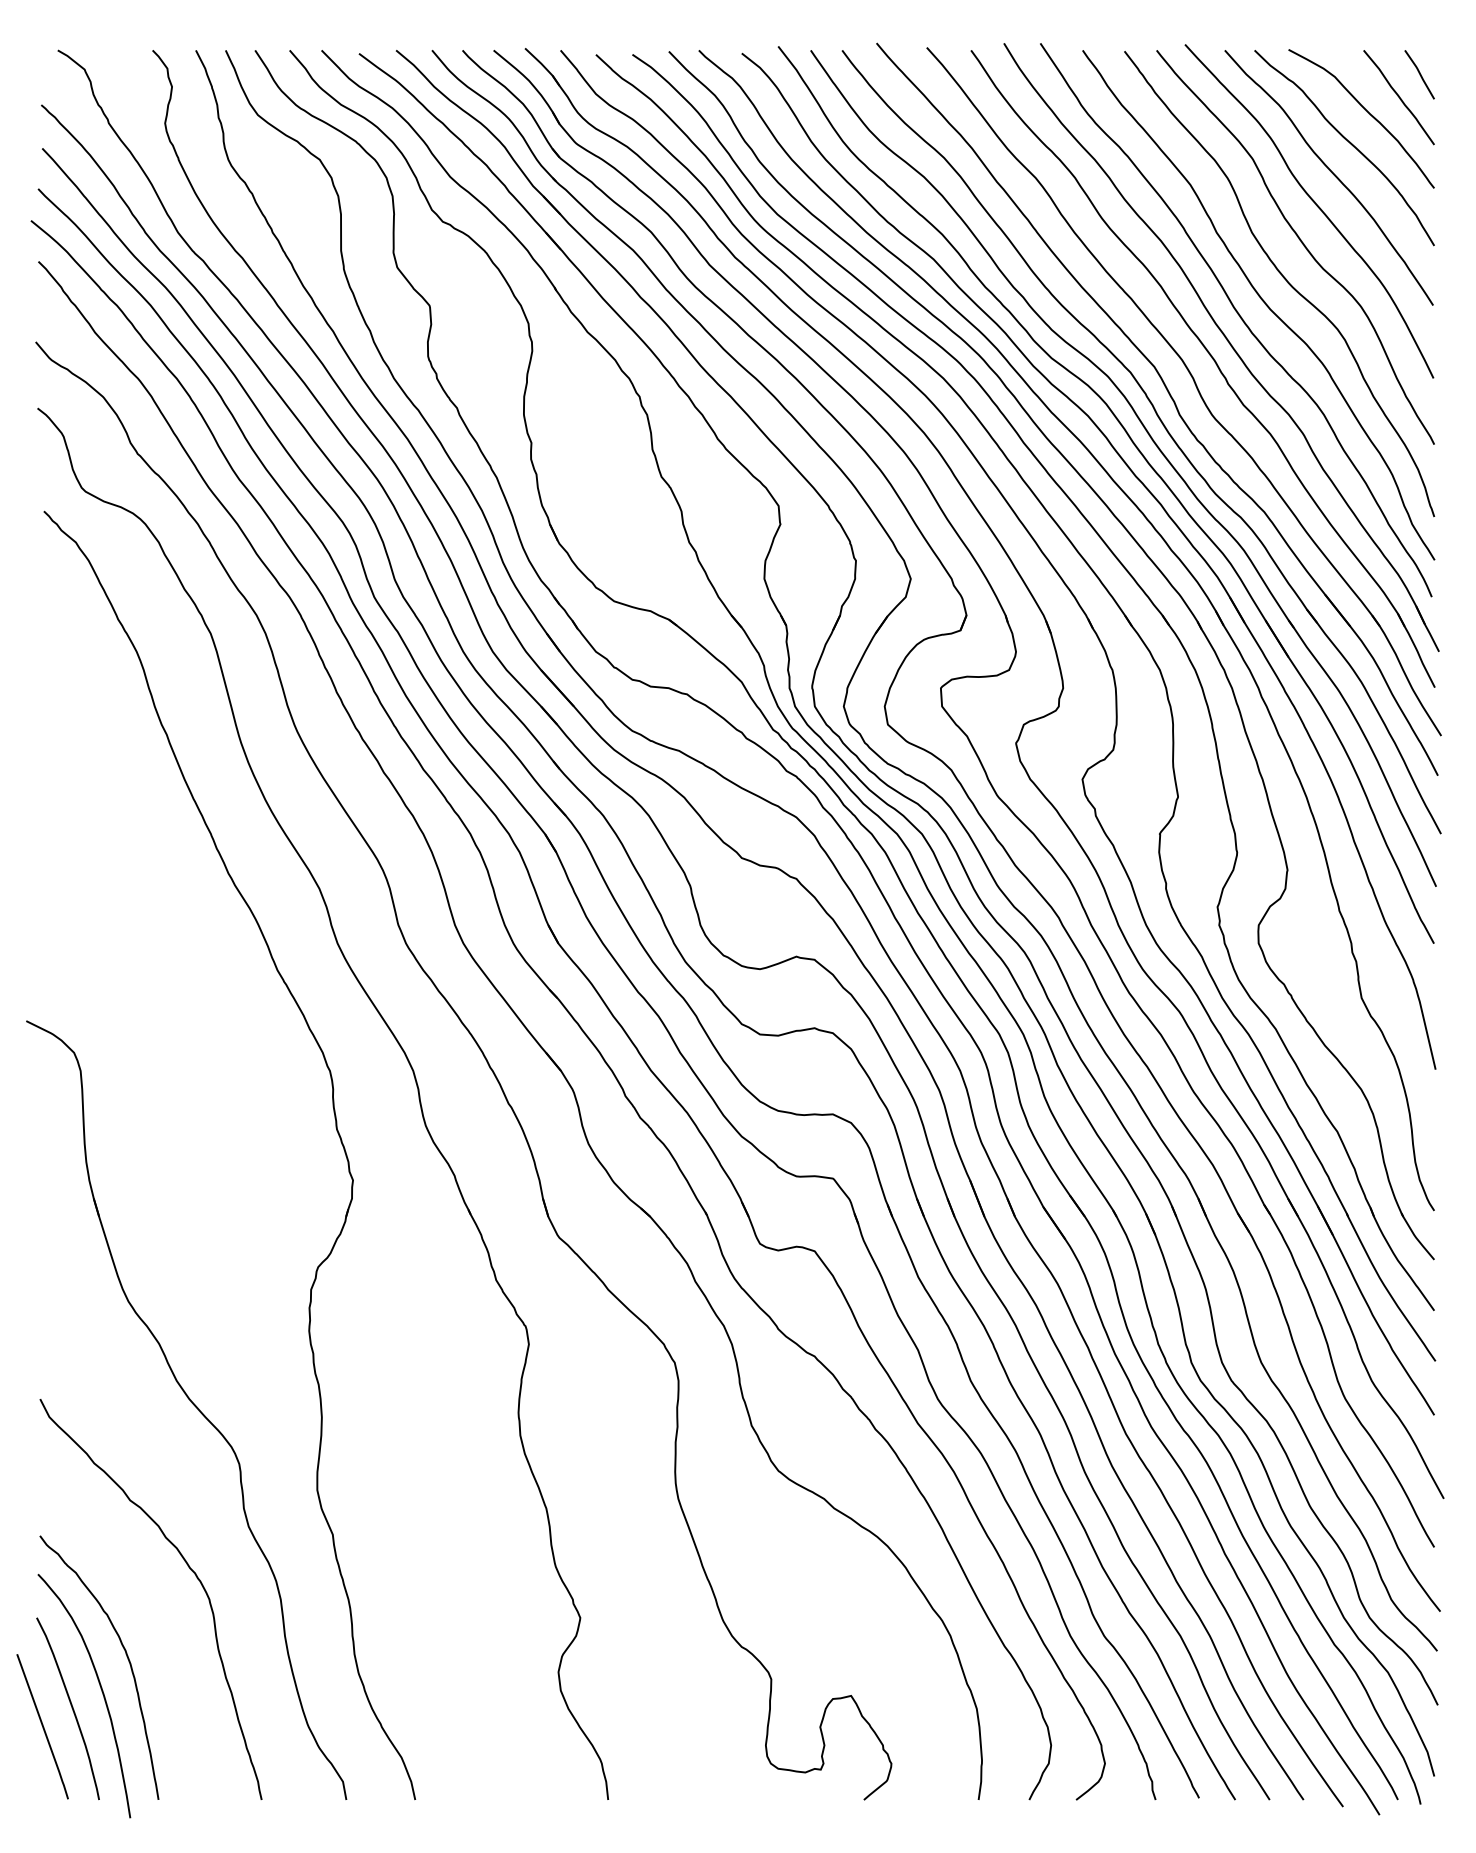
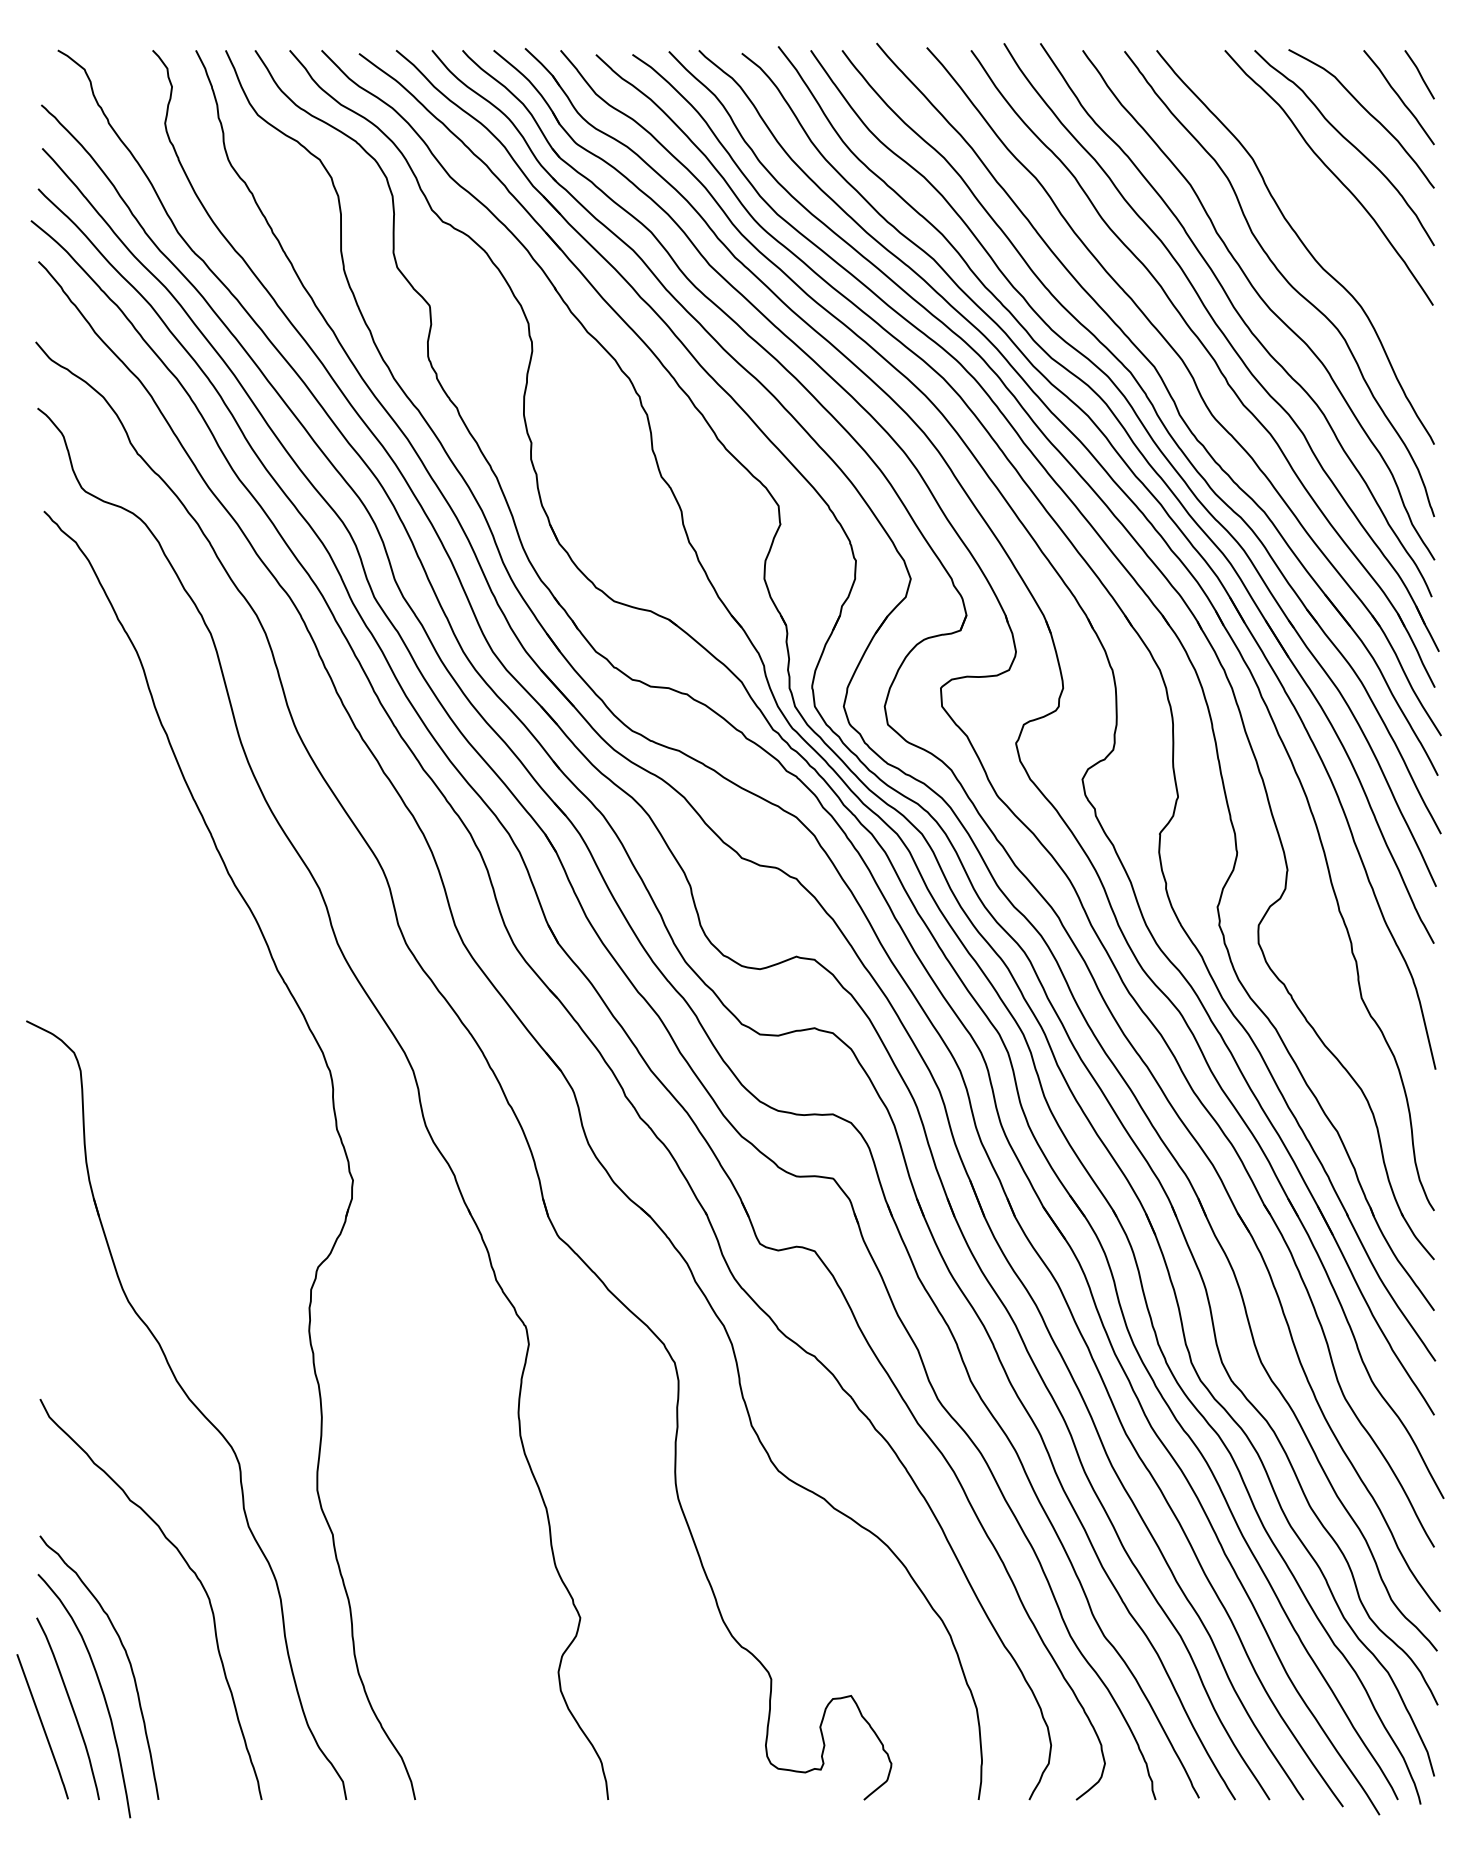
curve: present -> none (1316, 206)
